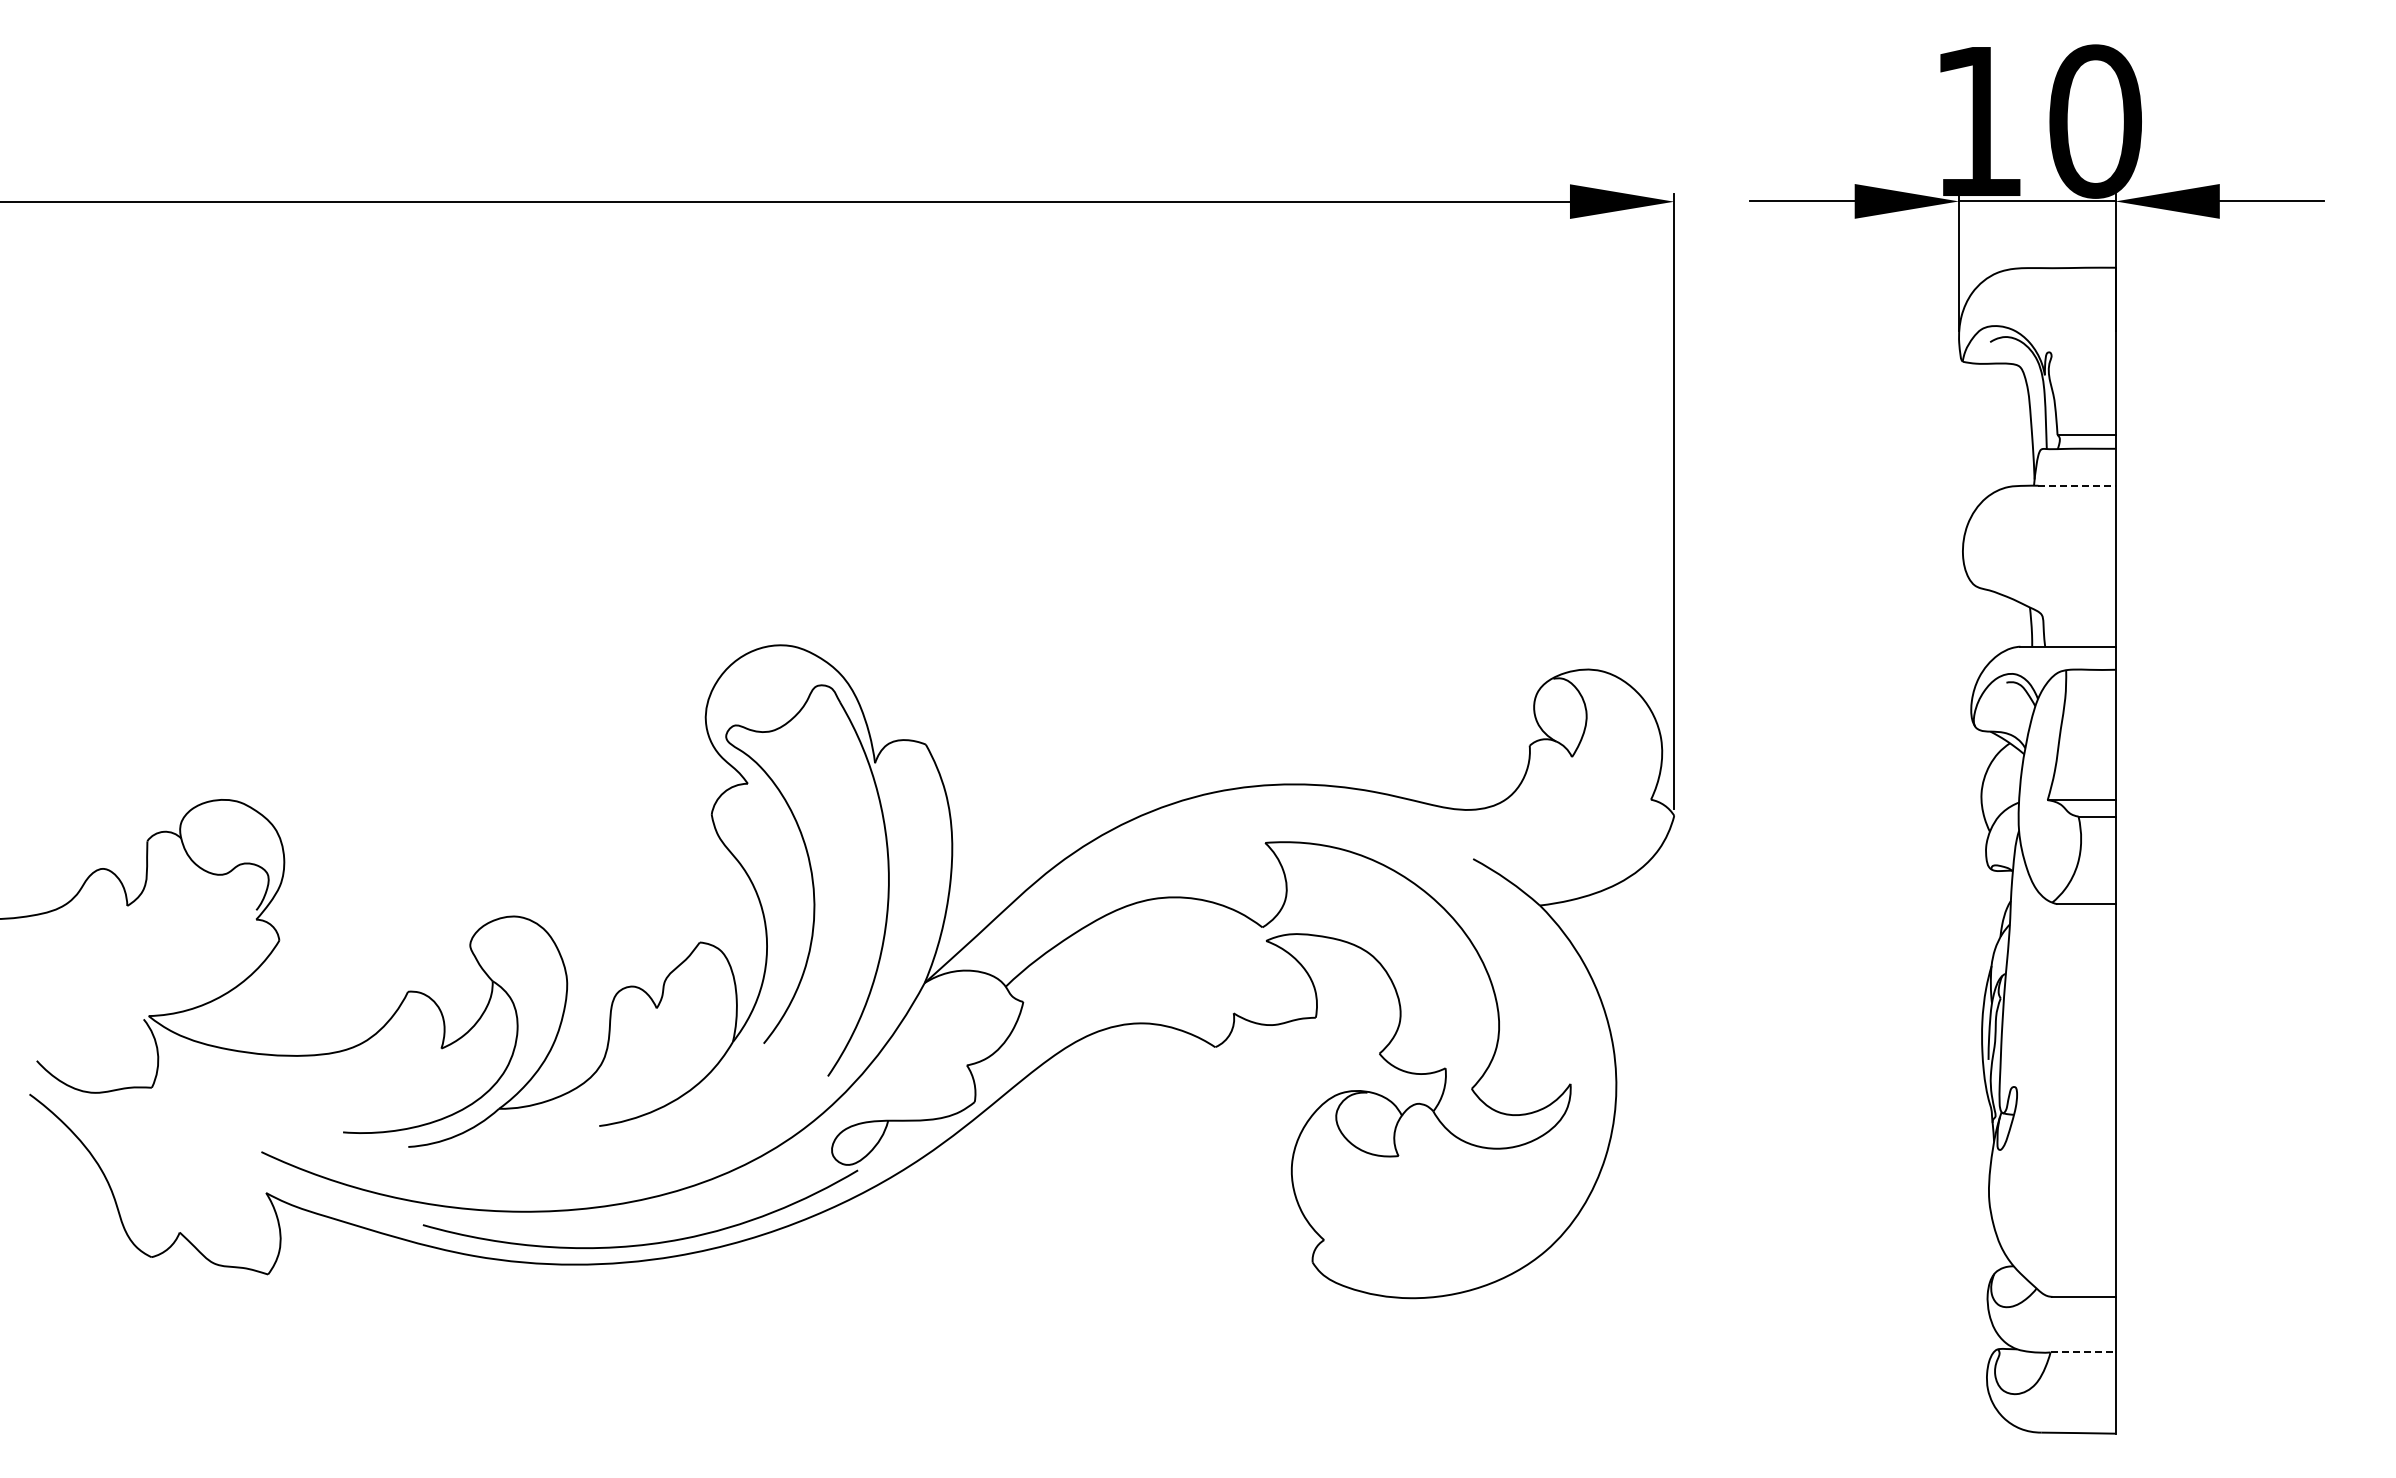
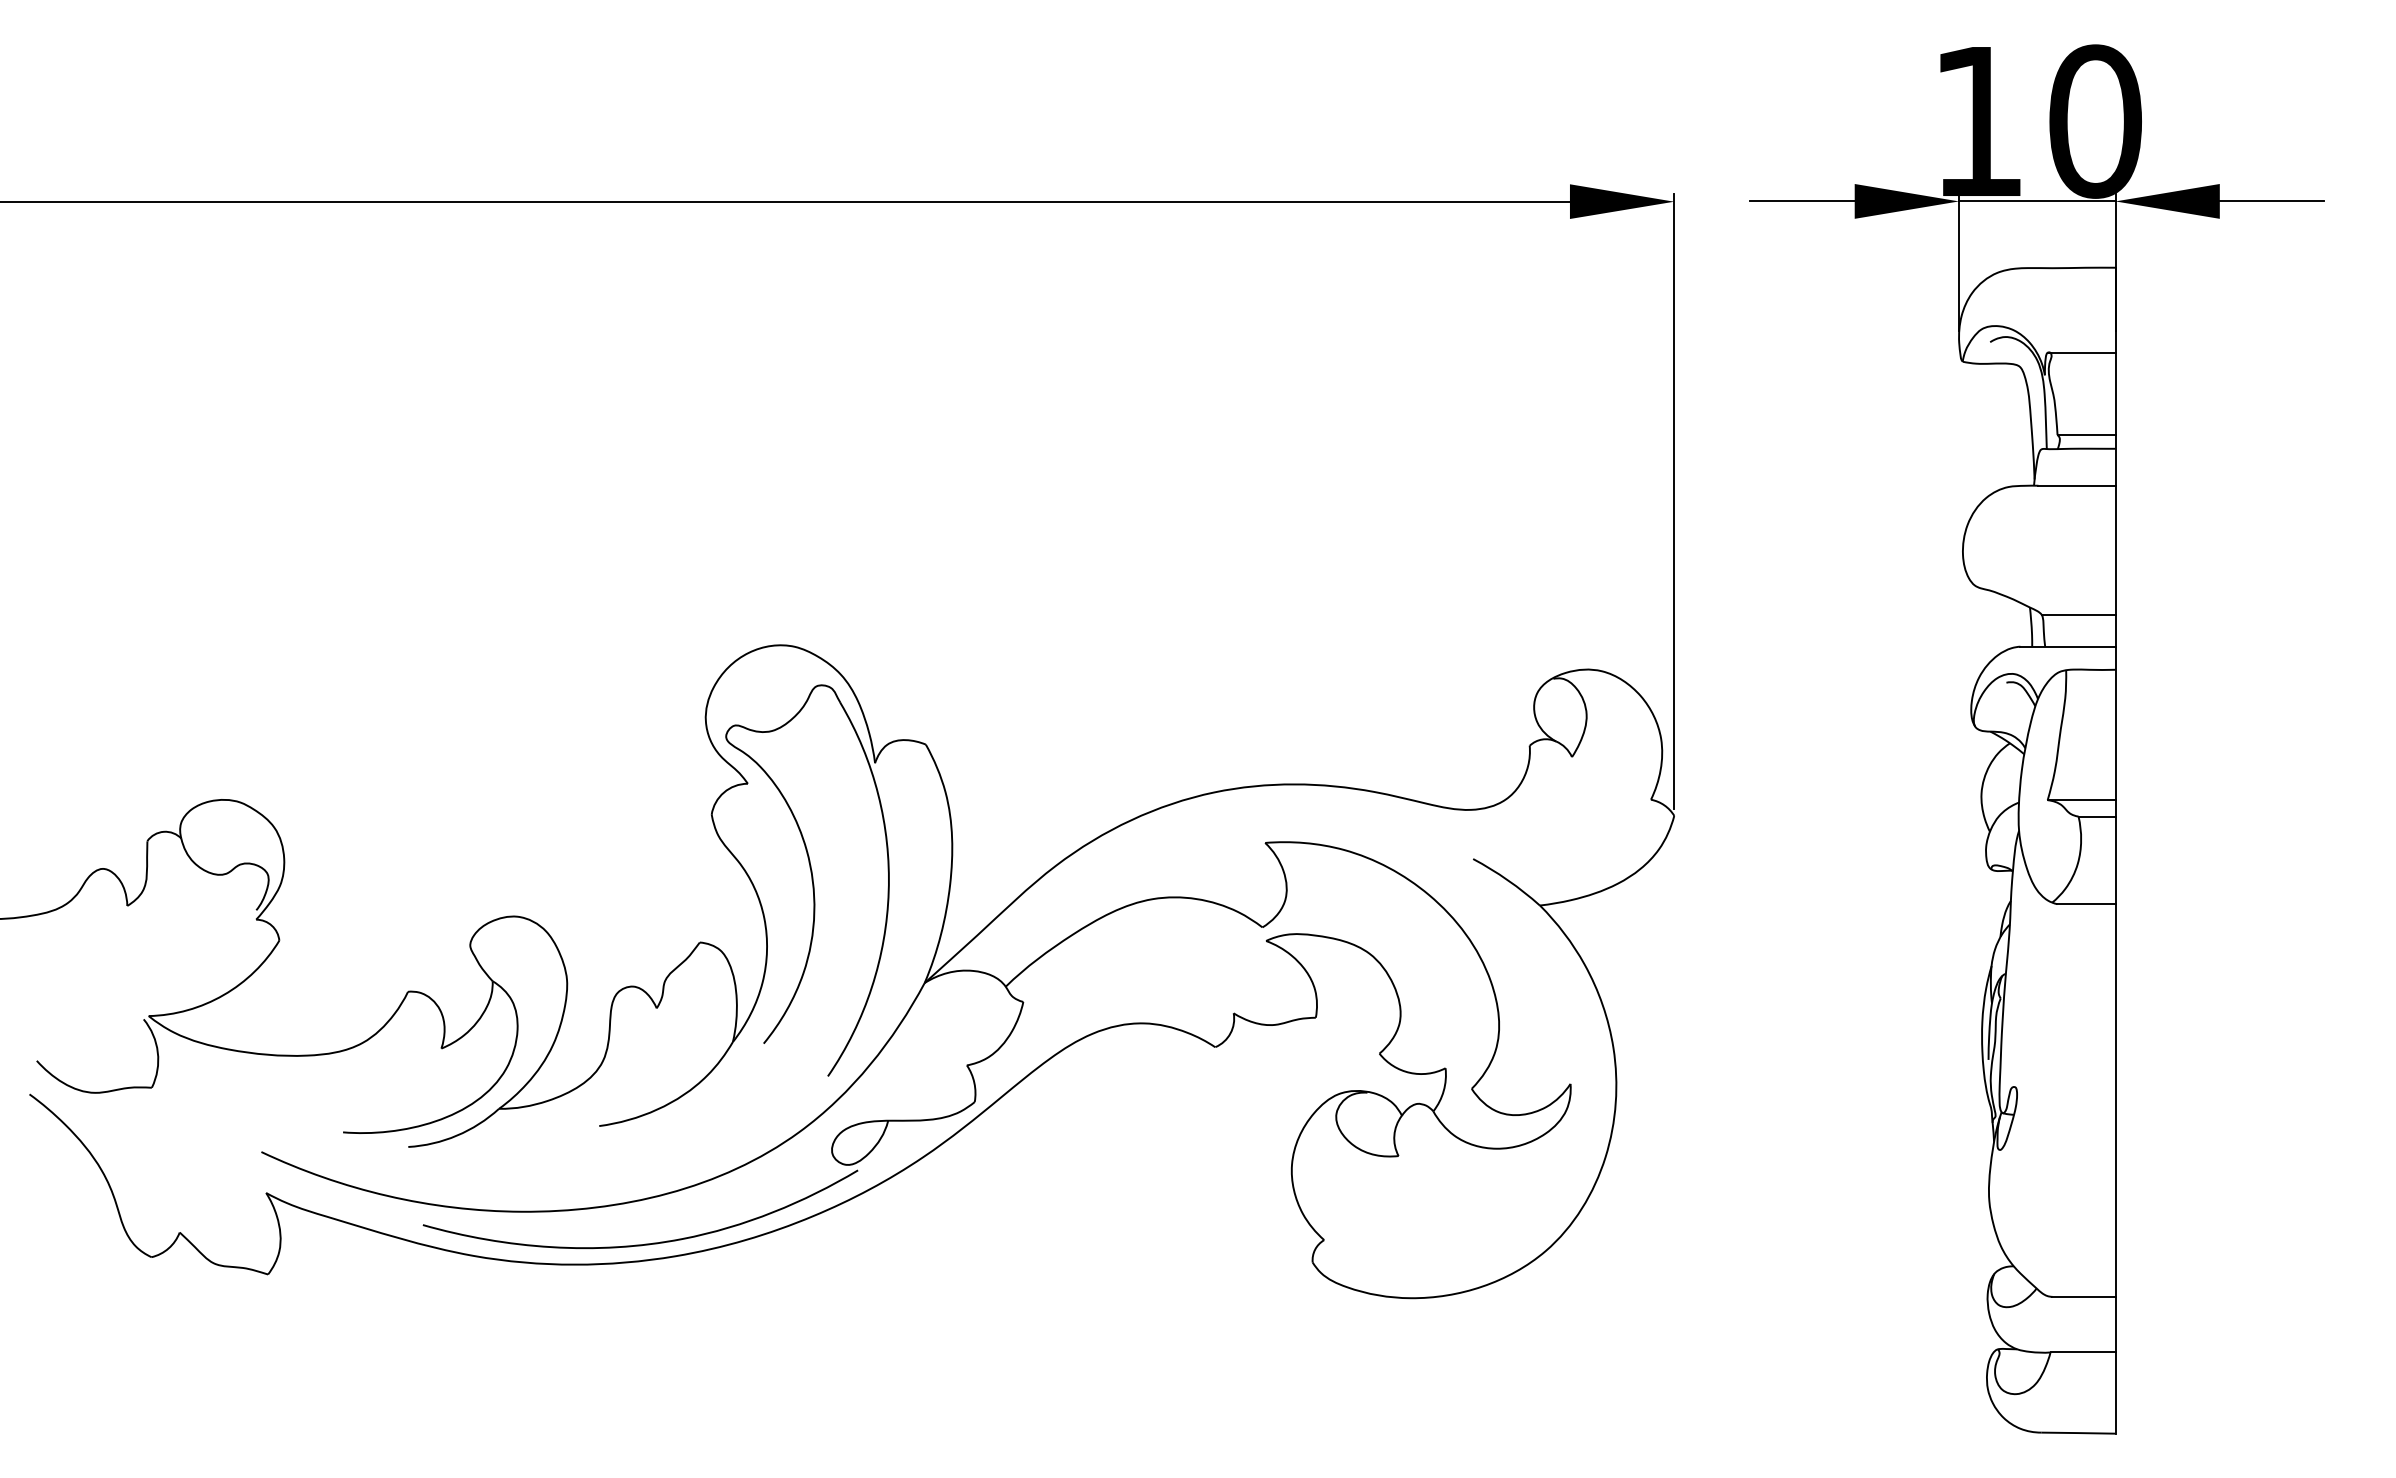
line: none -> present (2081, 352)
line: dashed -> solid (2076, 485)
line: none -> present (2078, 615)
line: dashed -> solid (2083, 1352)
